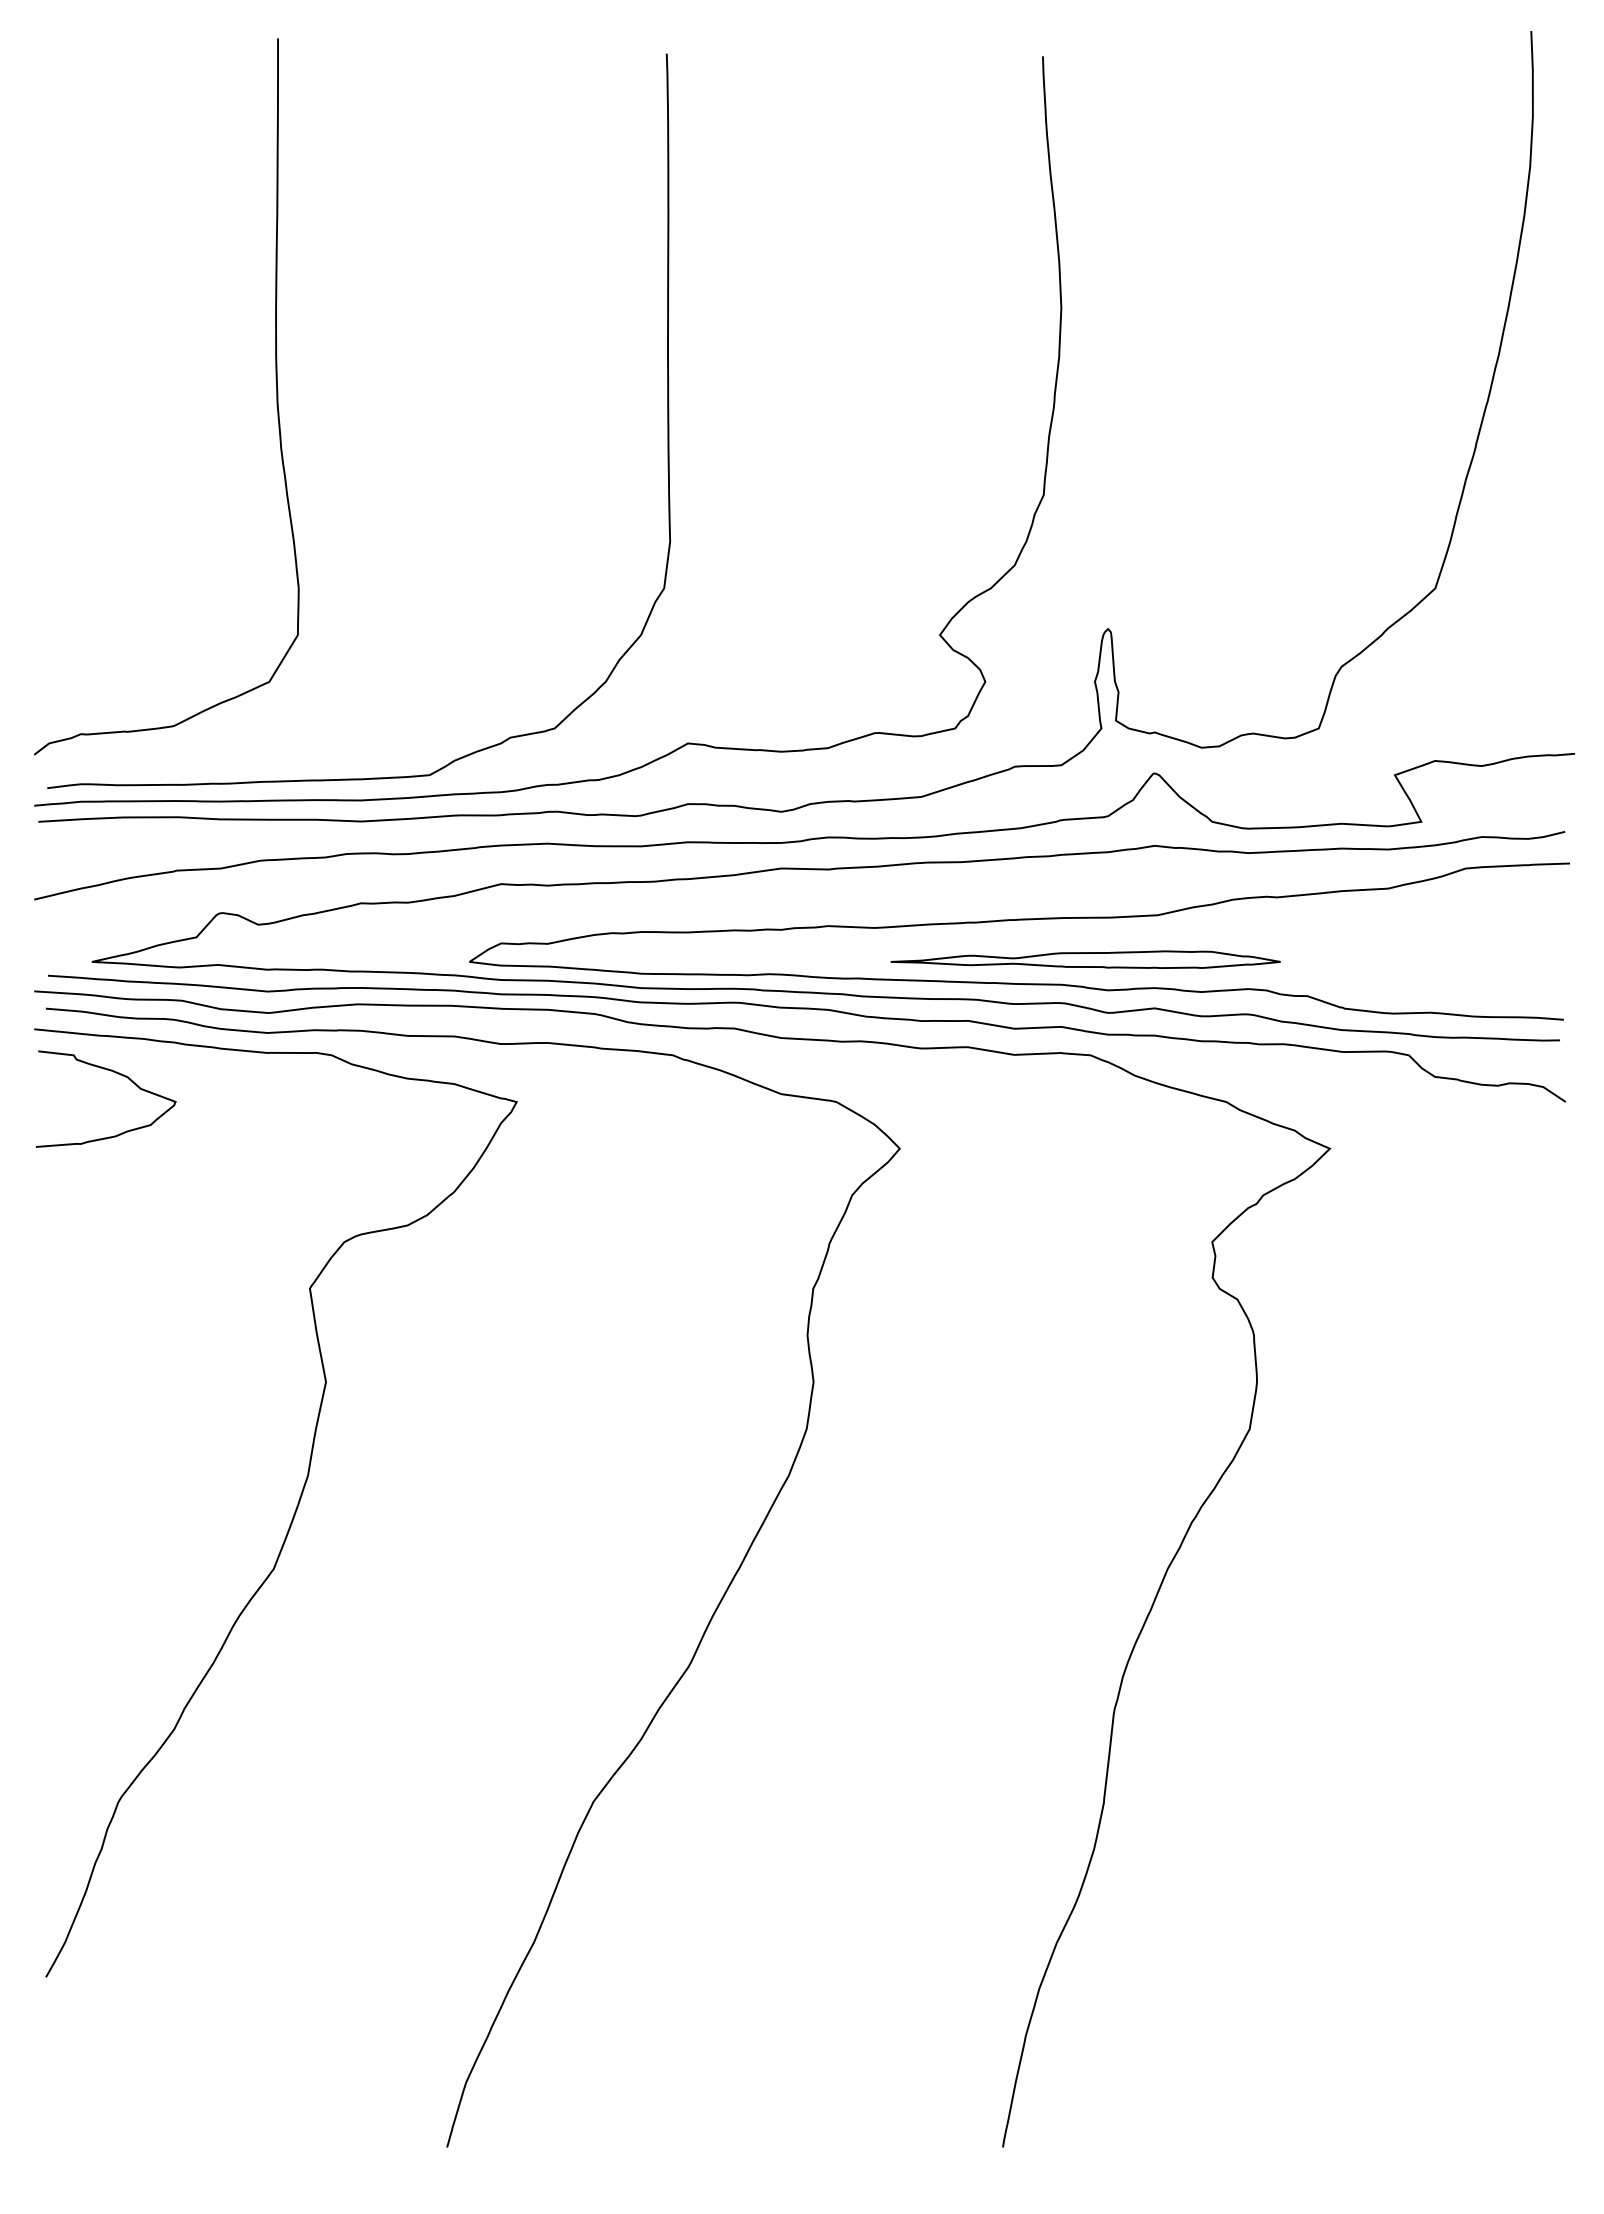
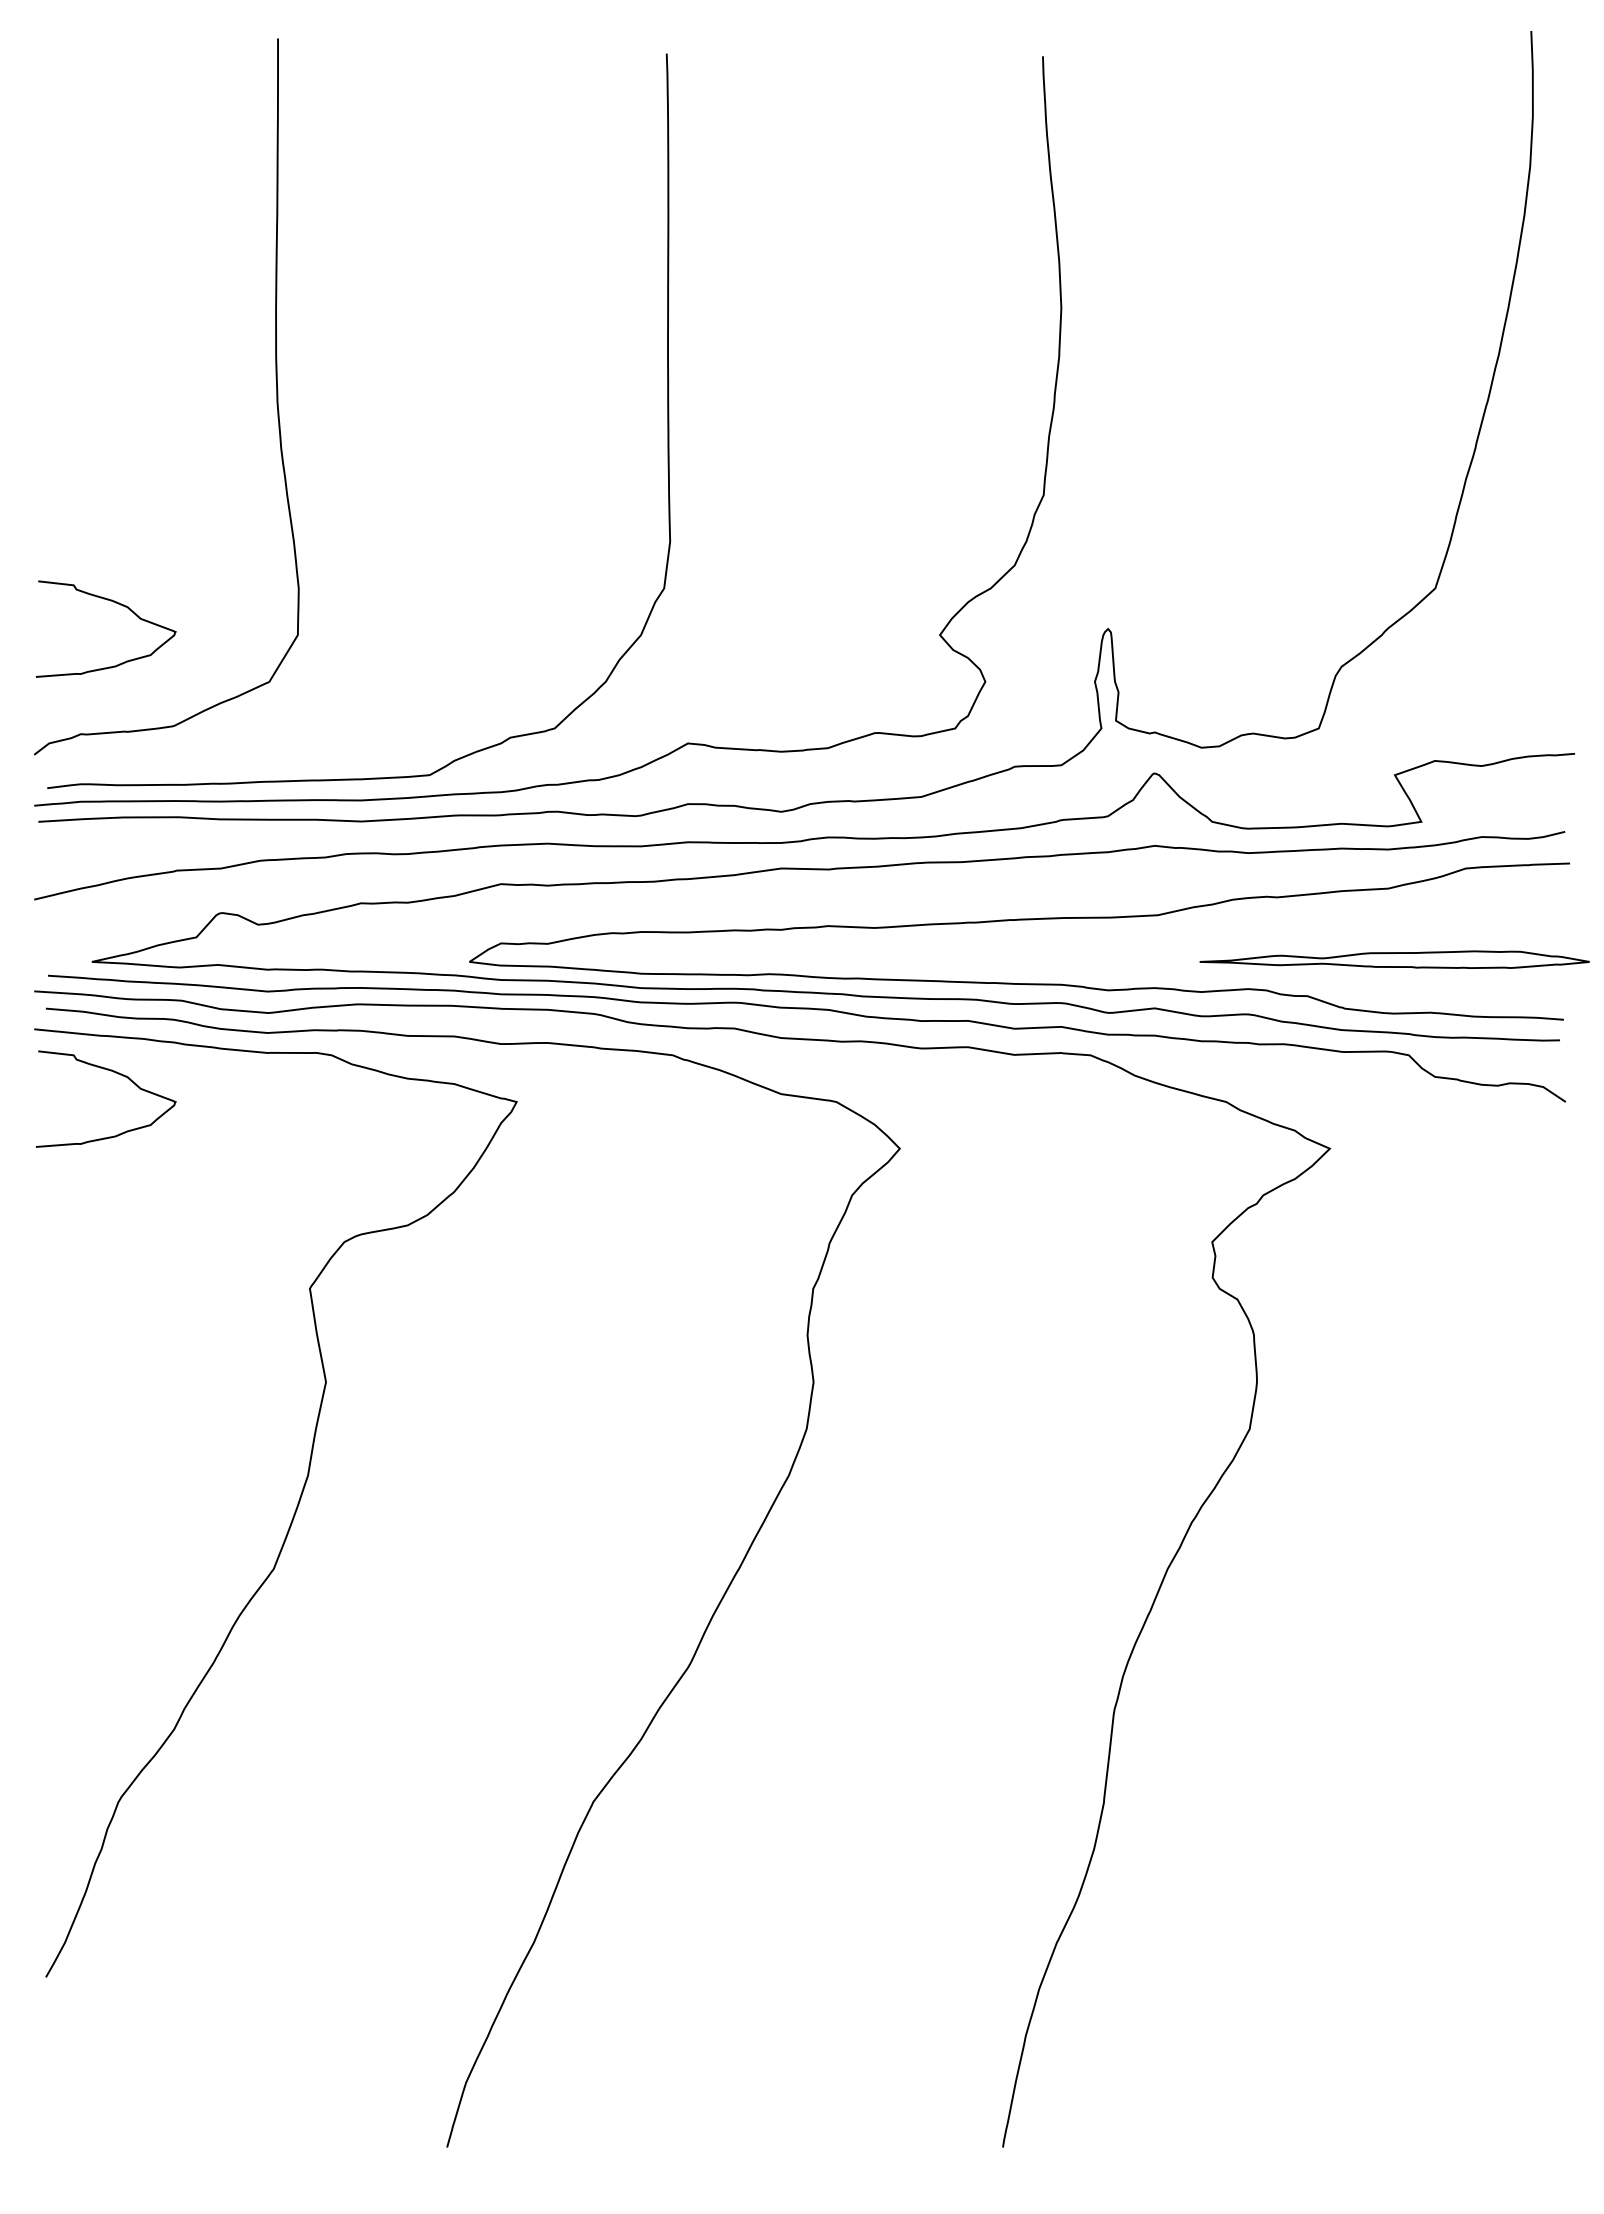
curve: none -> present (115, 603)
part position: (1085, 959) -> (1394, 959) (1394, 959)
